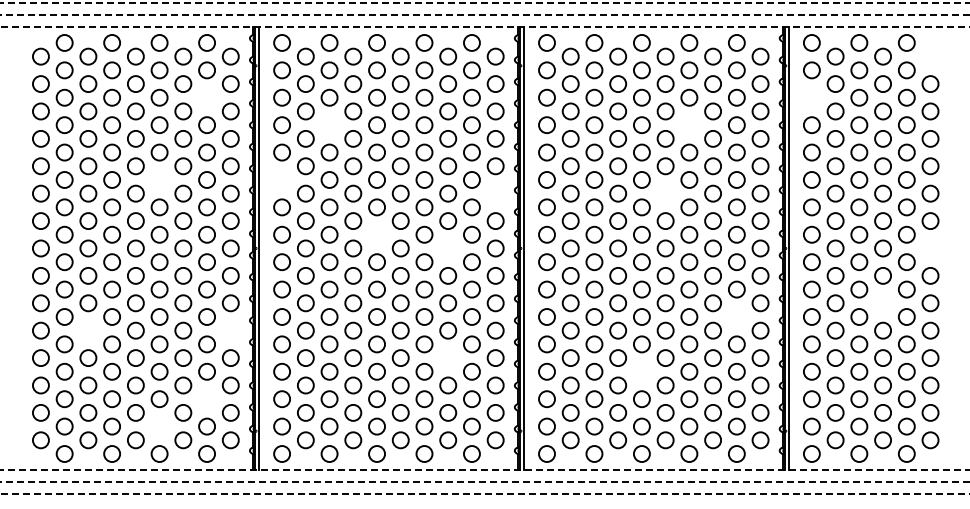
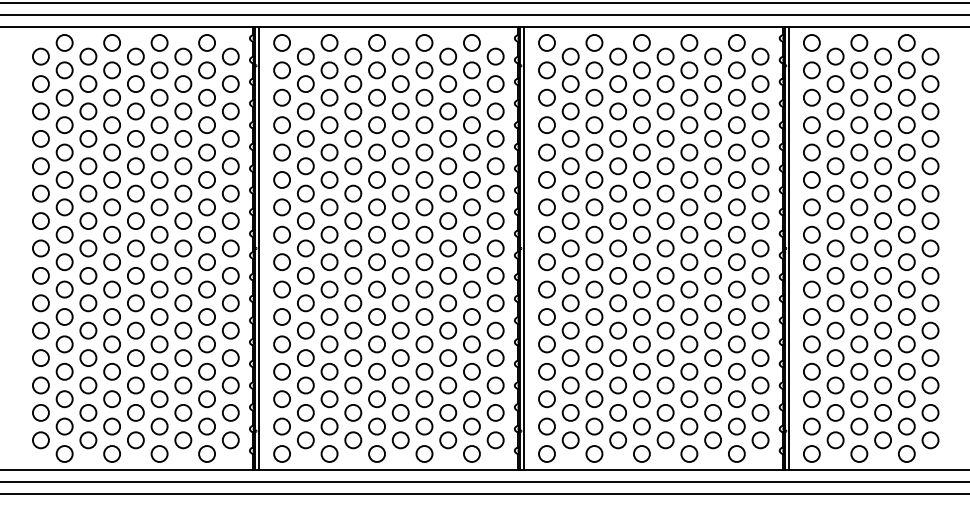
line: dashed -> solid (484, 3)
line: dashed -> solid (485, 15)
line: dashed -> solid (484, 27)
circle: none -> present (930, 56)
circle: none -> present (206, 97)
circle: none -> present (811, 97)
circle: none -> present (329, 124)
circle: none -> present (689, 124)
circle: none -> present (159, 179)
circle: none -> present (281, 179)
circle: none -> present (495, 193)
circle: none -> present (665, 193)
circle: none -> present (376, 234)
circle: none -> present (448, 248)
circle: none -> present (930, 248)
circle: none -> present (882, 303)
circle: none -> present (736, 316)
circle: none -> present (88, 330)
circle: none -> present (230, 330)
circle: none -> present (448, 357)
circle: none -> present (641, 371)
circle: none -> present (206, 399)
circle: none -> present (159, 426)
line: dashed -> solid (484, 469)
line: dashed -> solid (485, 481)
line: dashed -> solid (484, 493)
